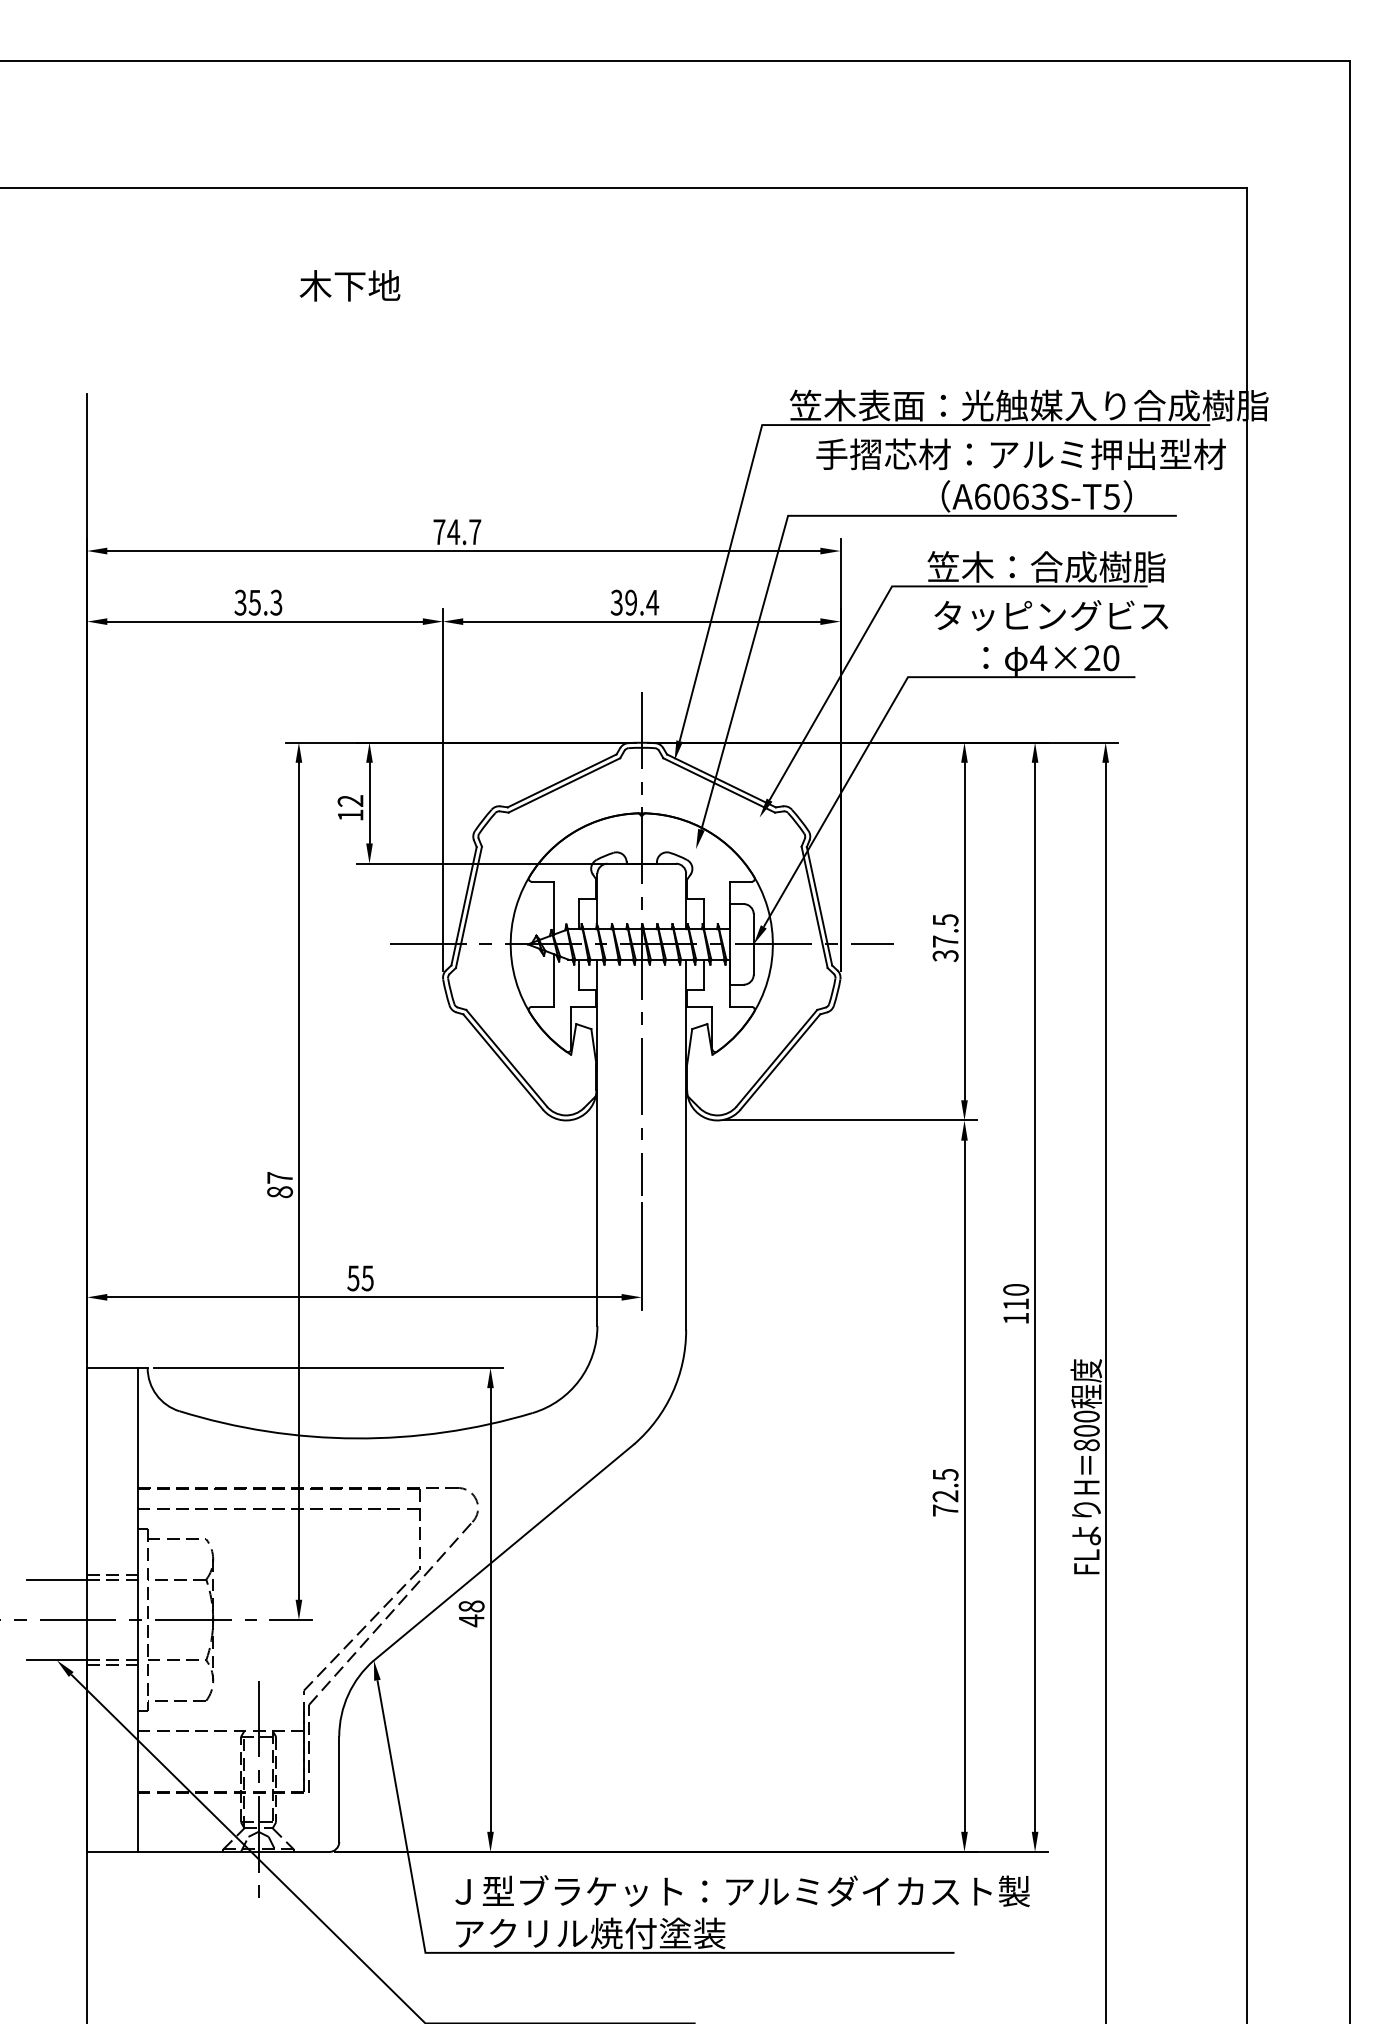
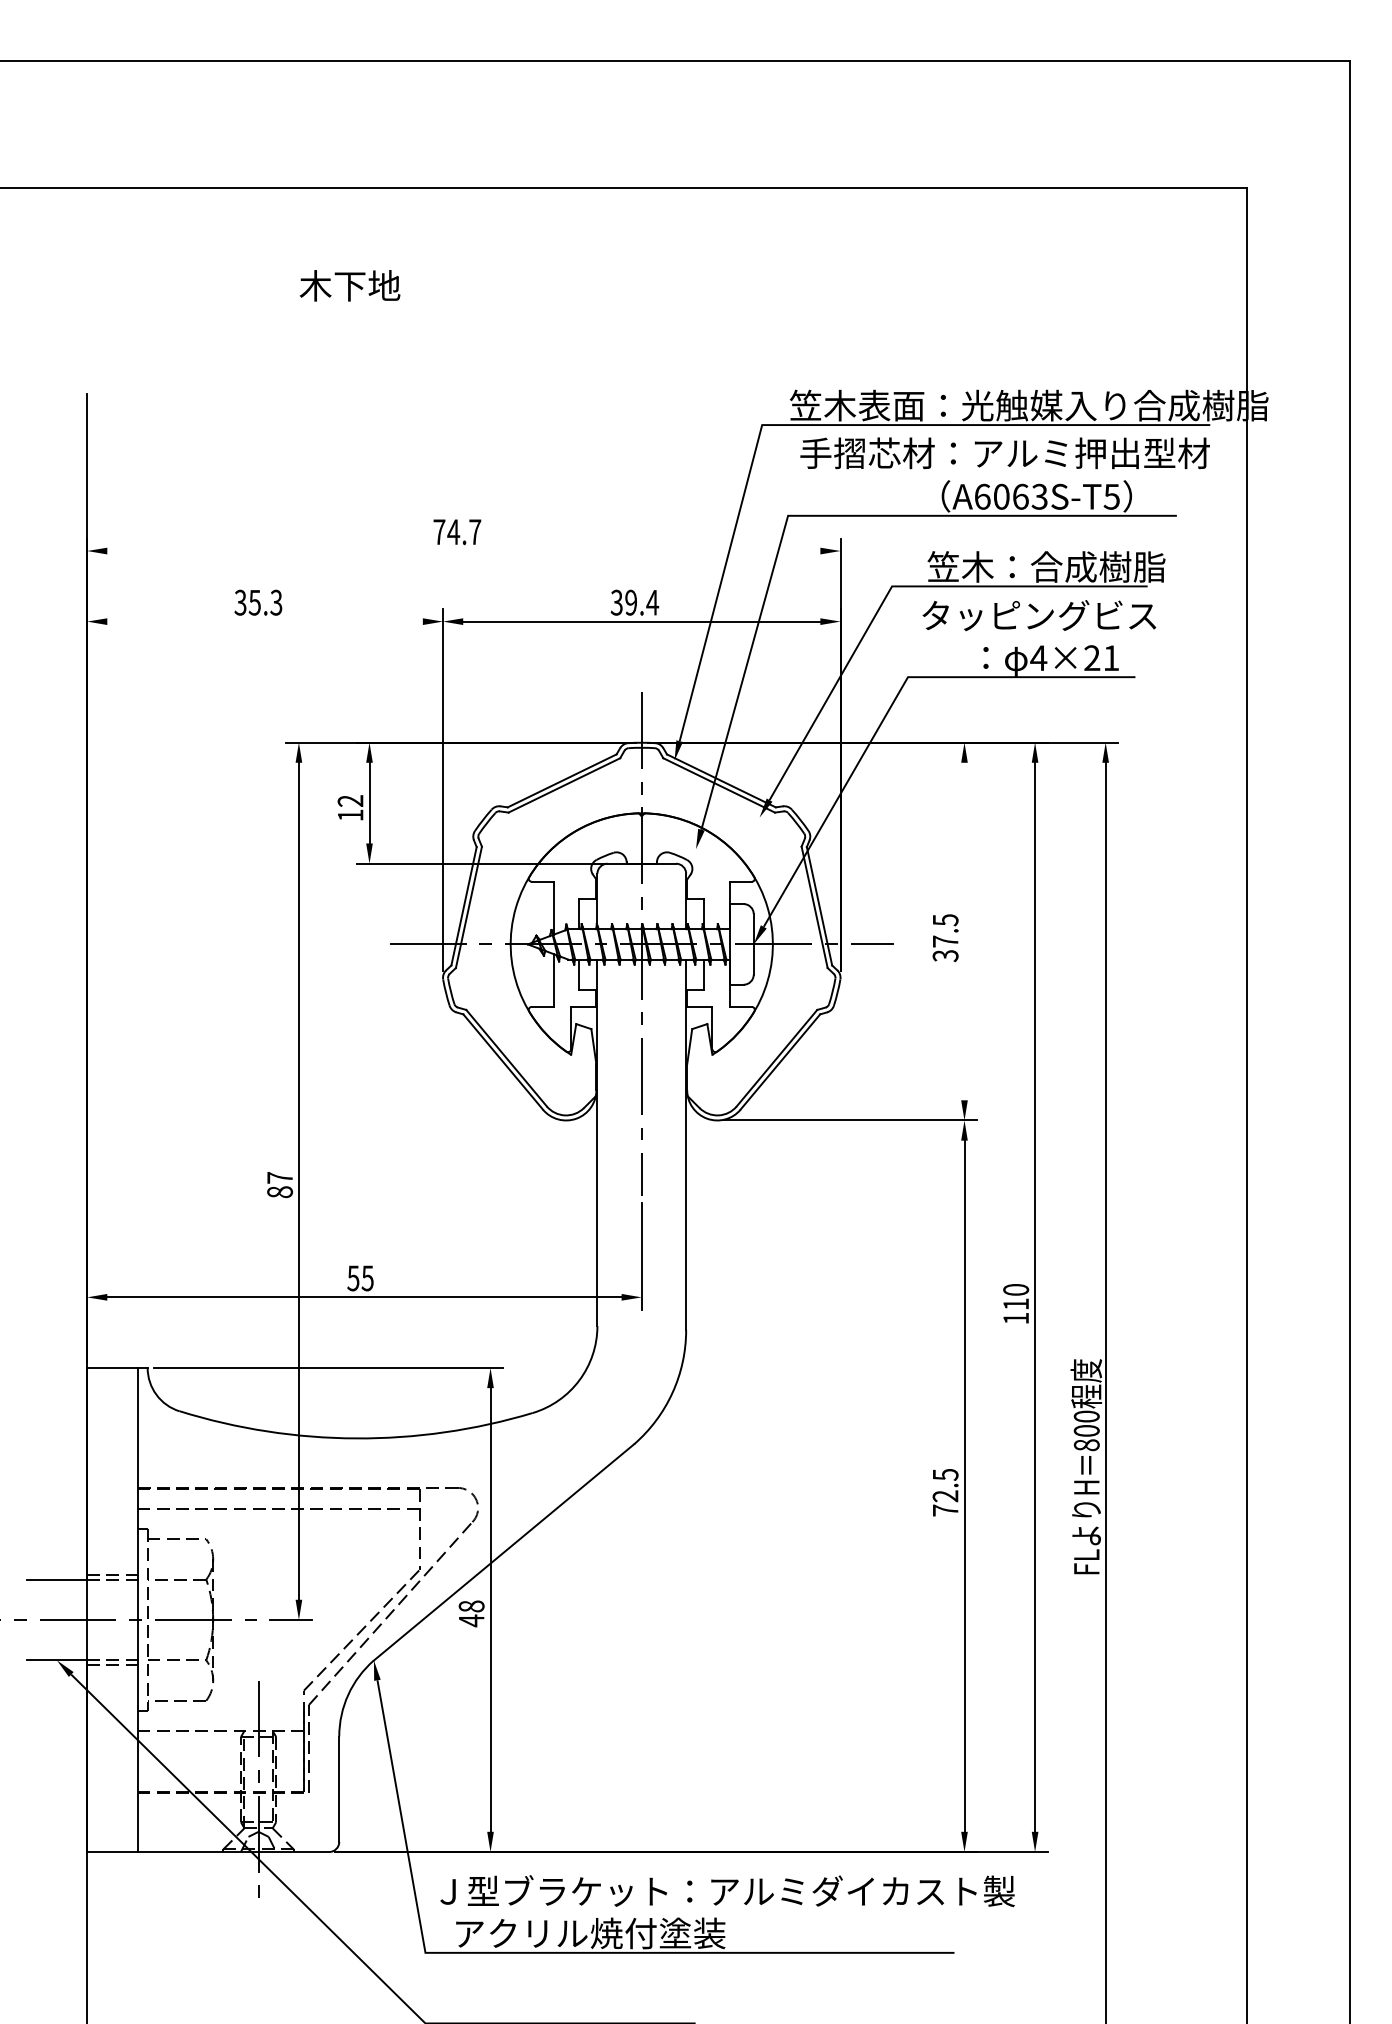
text position: (1020, 454) -> (1004, 453) (1004, 453)
line: present -> none (463, 551)
text position: (1051, 615) -> (1039, 615) (1039, 615)
line: present -> none (264, 621)
text: 4×20 -> 4×21 (1111, 658)
line: present -> none (964, 931)
text position: (742, 1891) -> (727, 1891) (727, 1891)
